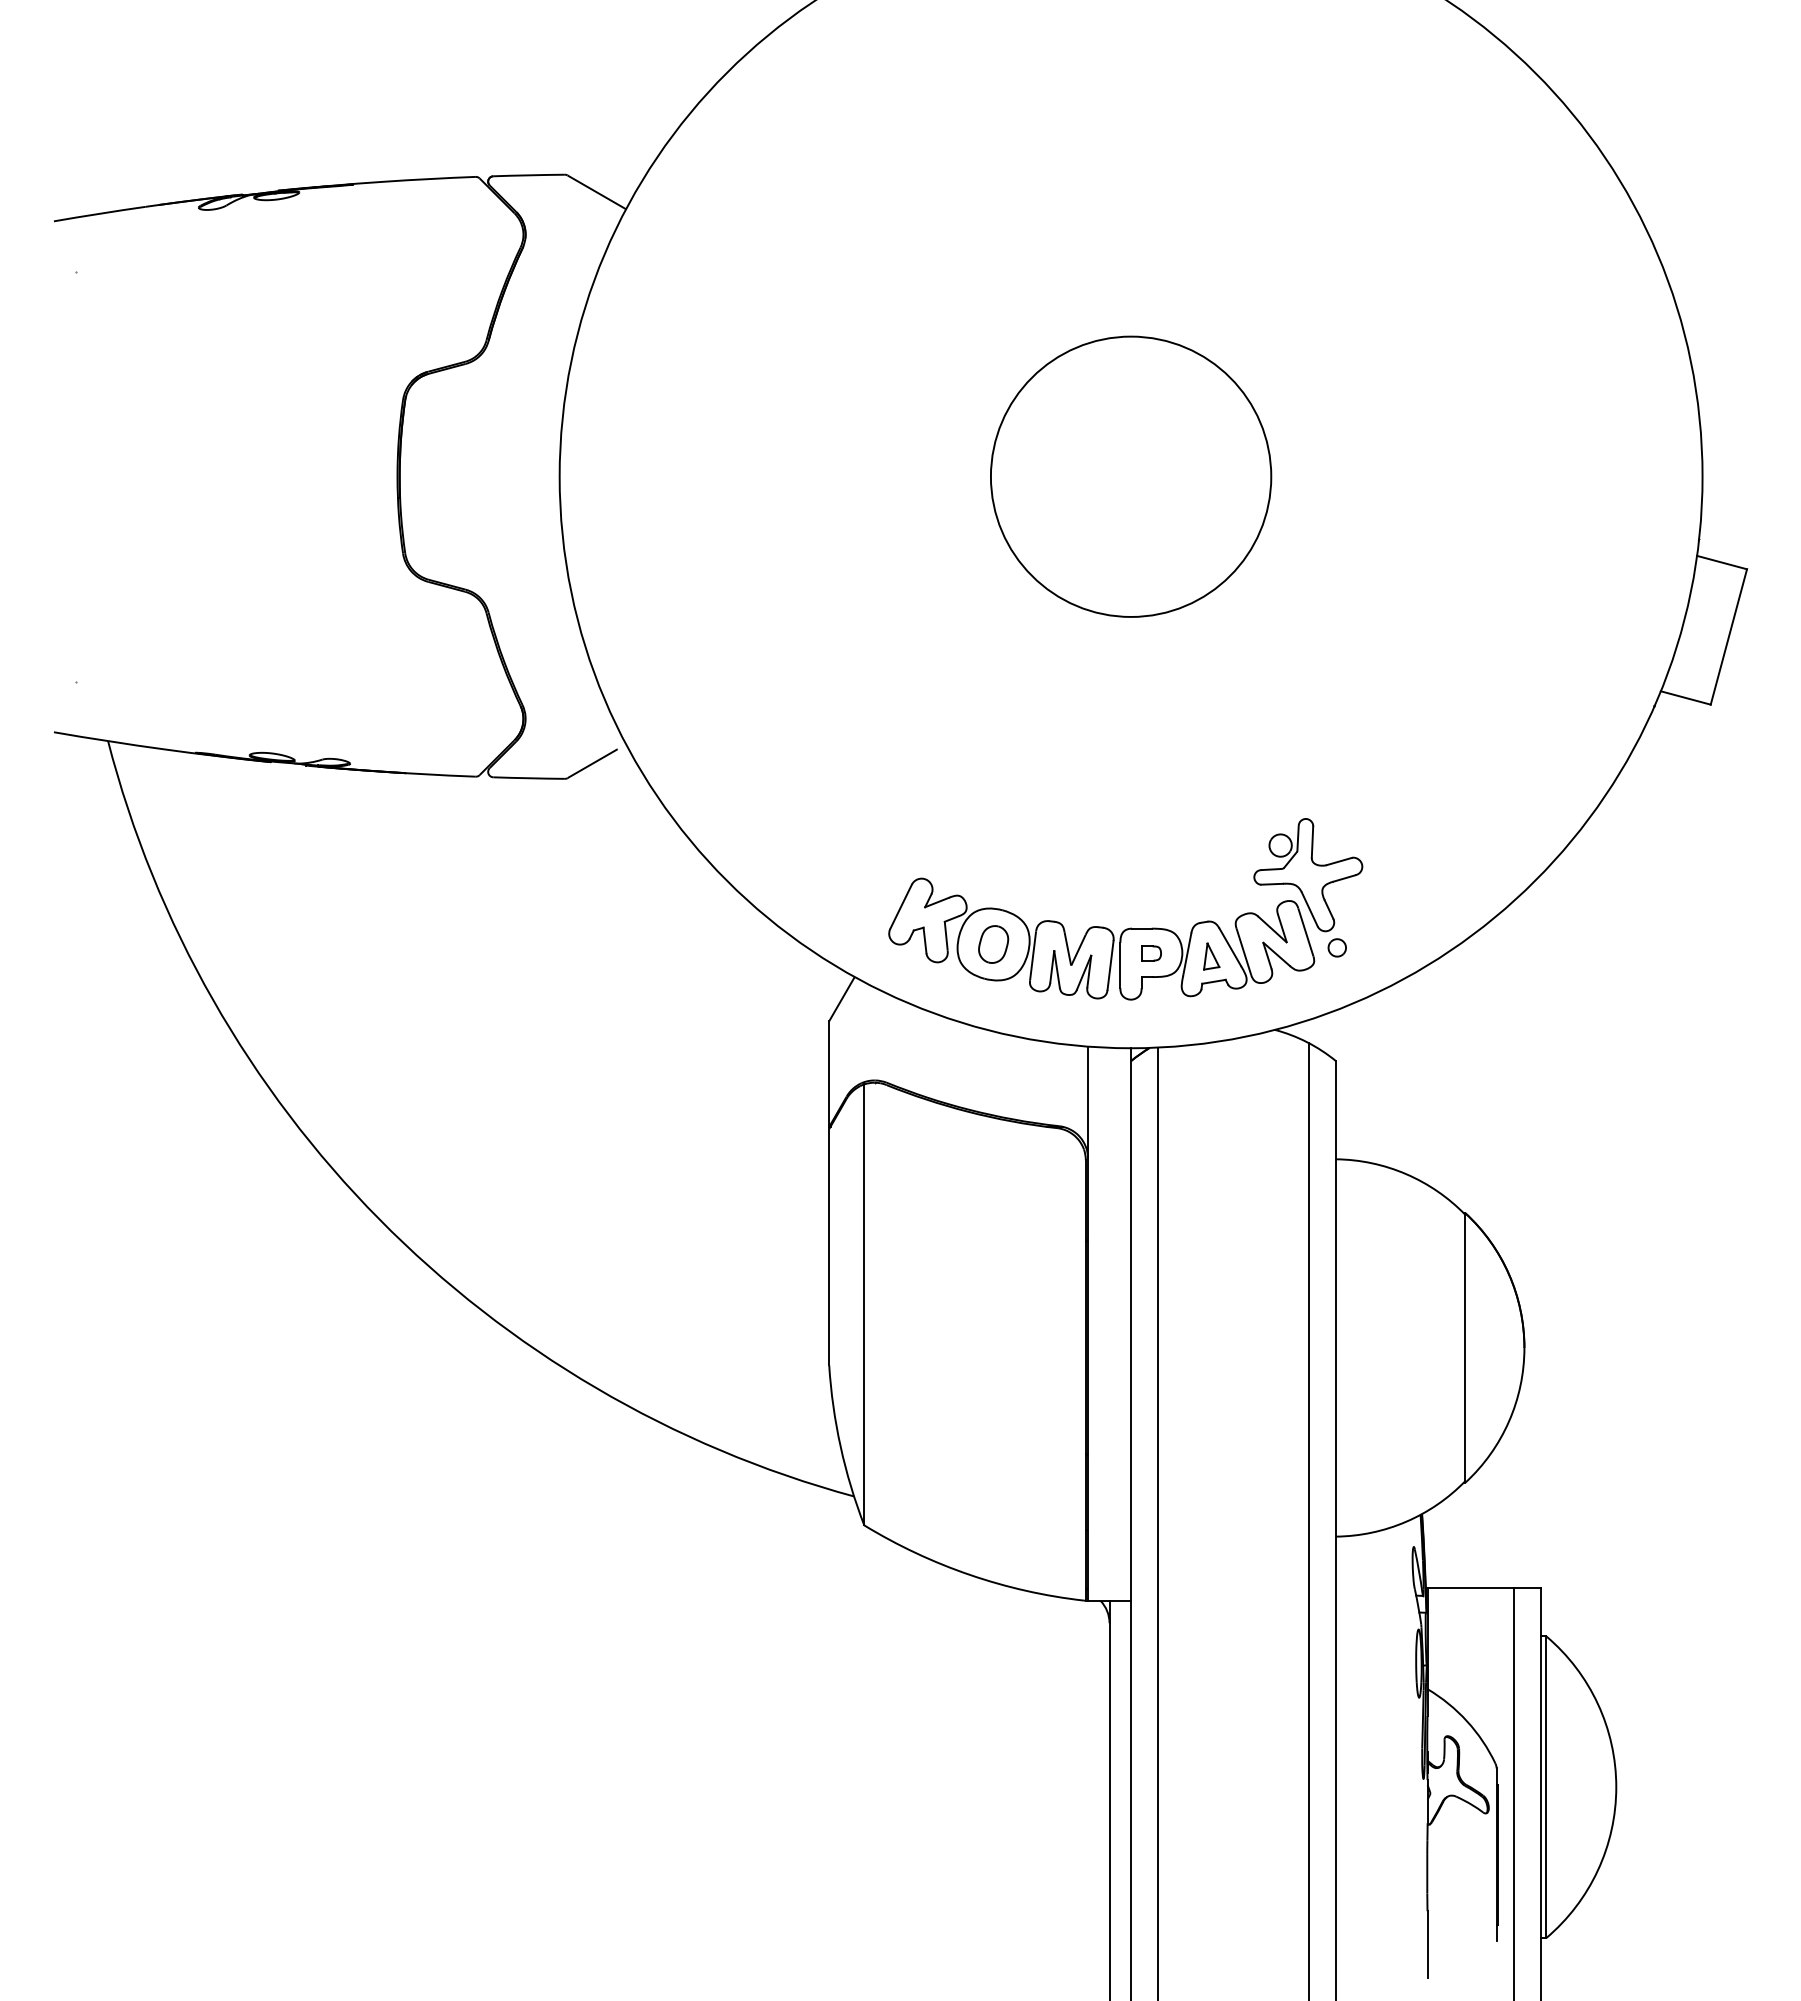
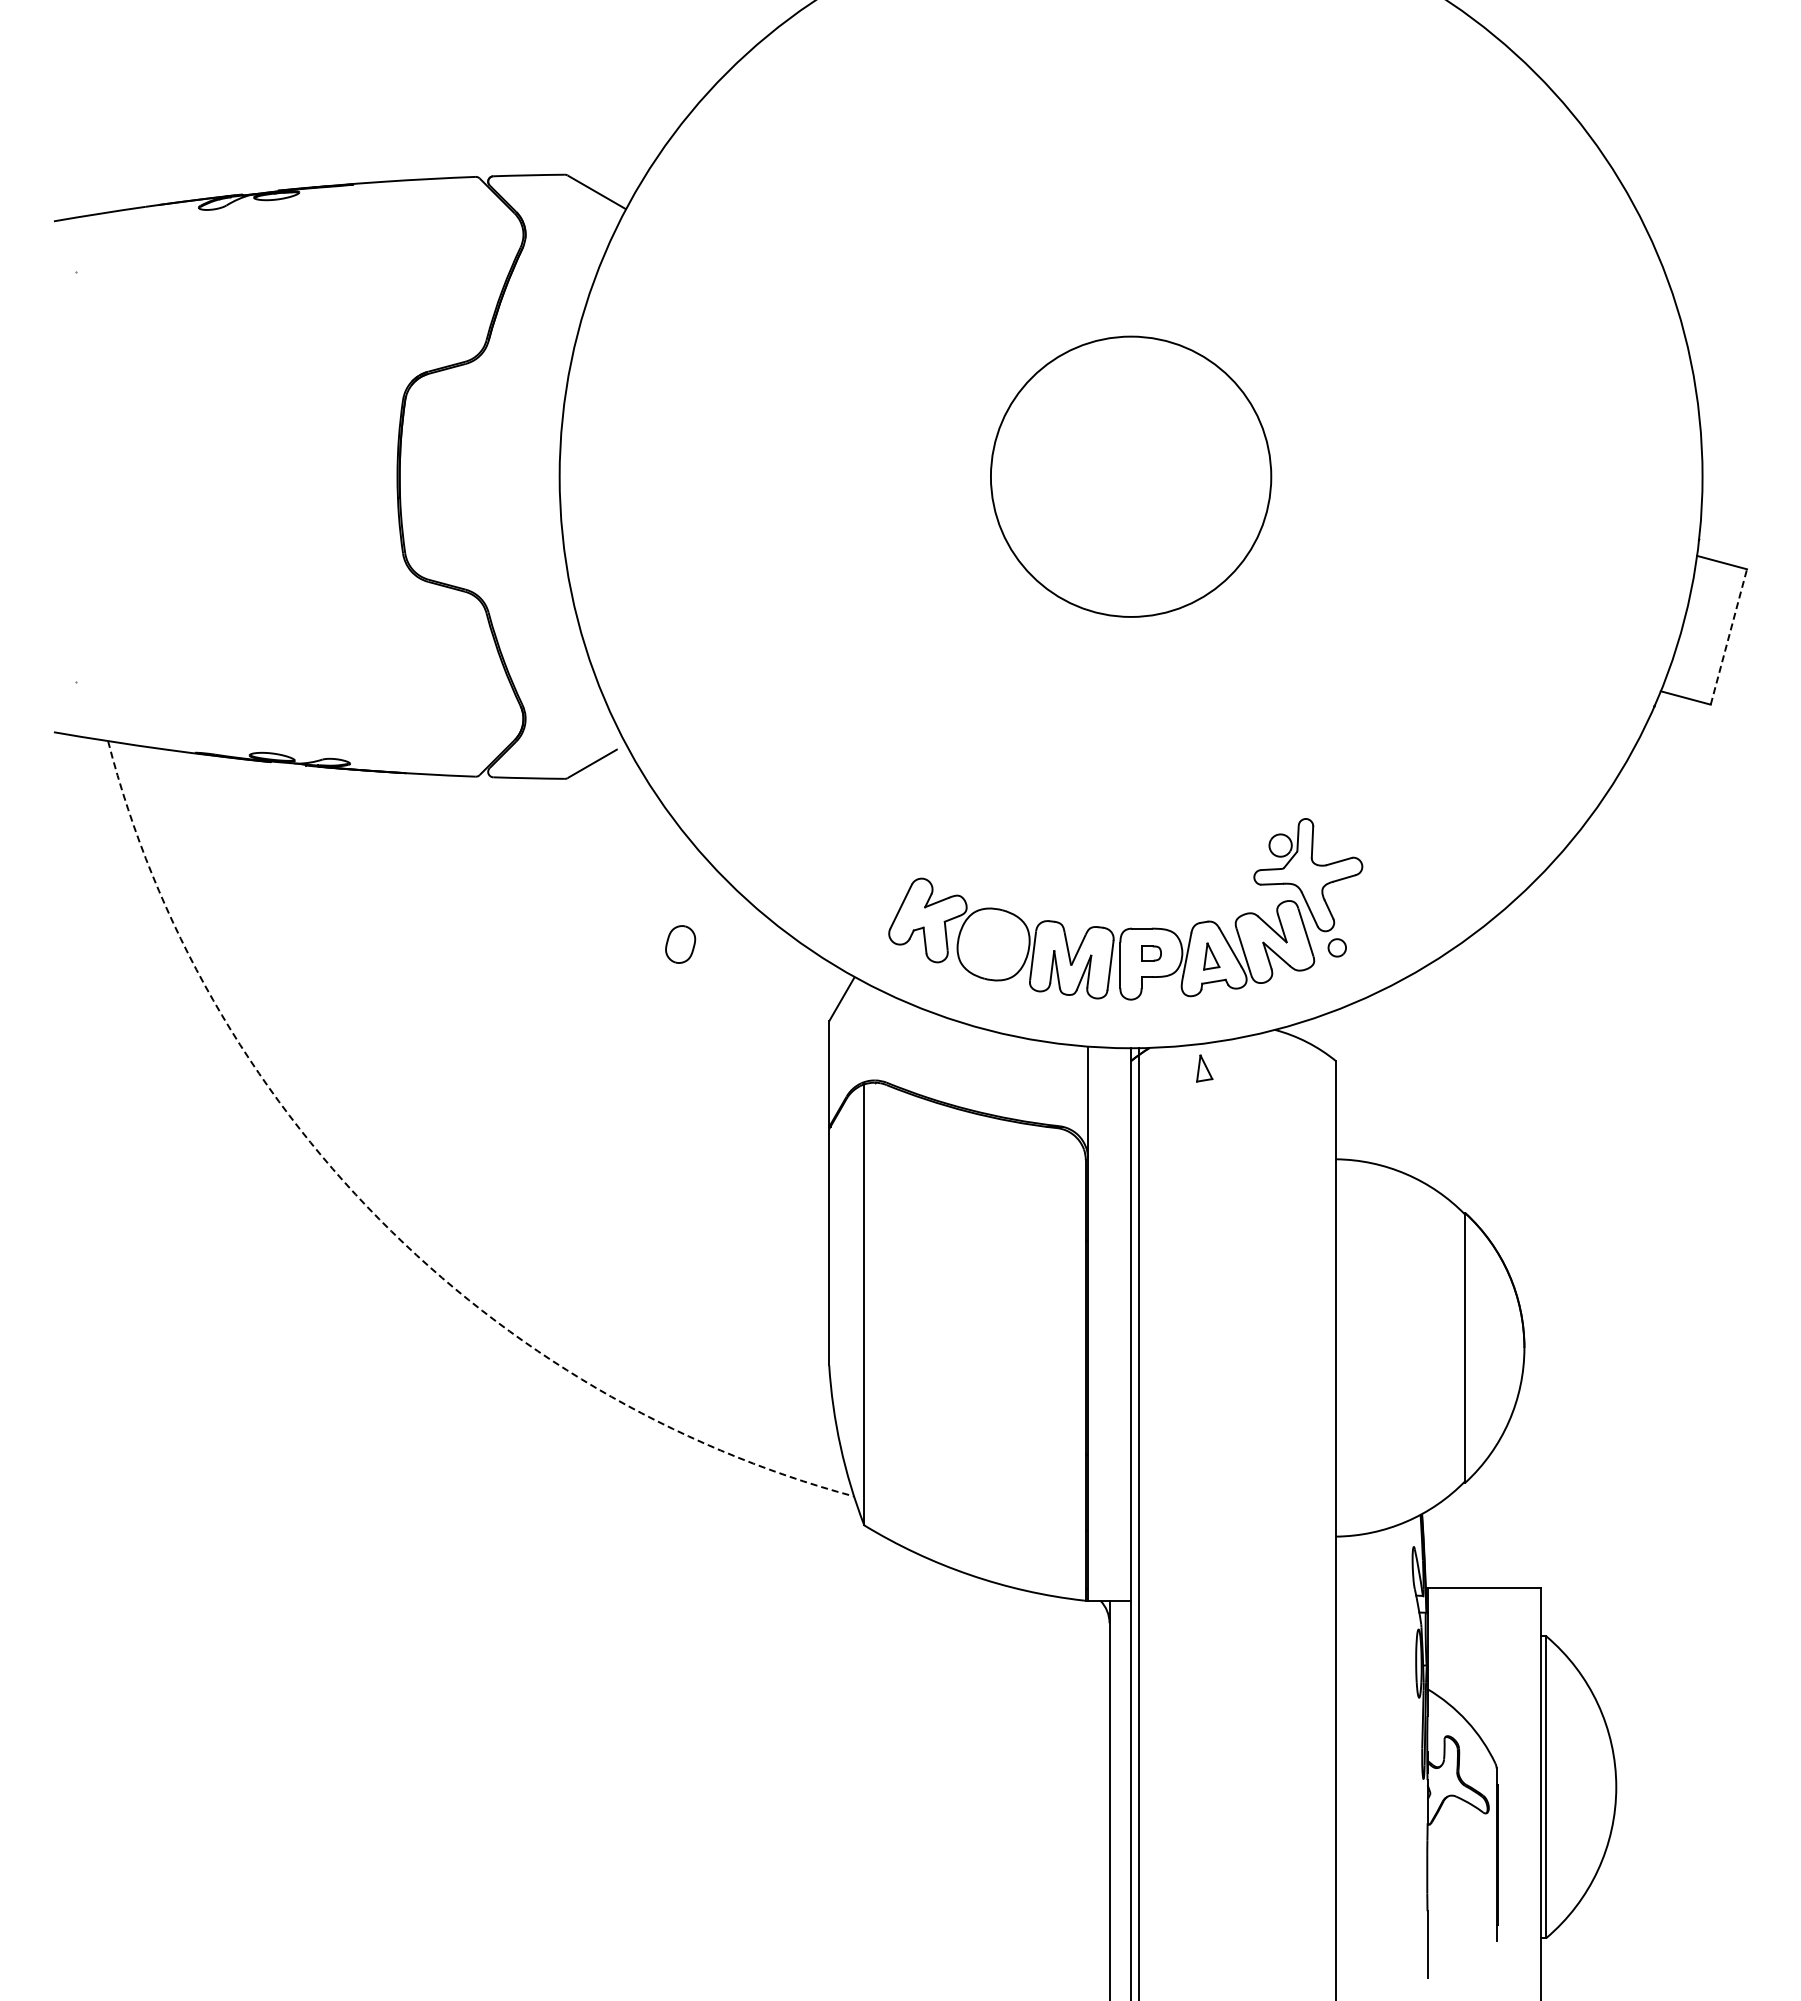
line: solid -> dashed (1729, 636)
part position: (993, 944) -> (680, 944) (680, 944)
part: none -> present (1204, 1068)
arc: solid -> dashed (379, 1219)
line: present -> none (1309, 1520)
line position: (1158, 1522) -> (1139, 1522) (1139, 1522)
line: present -> none (1513, 1792)
